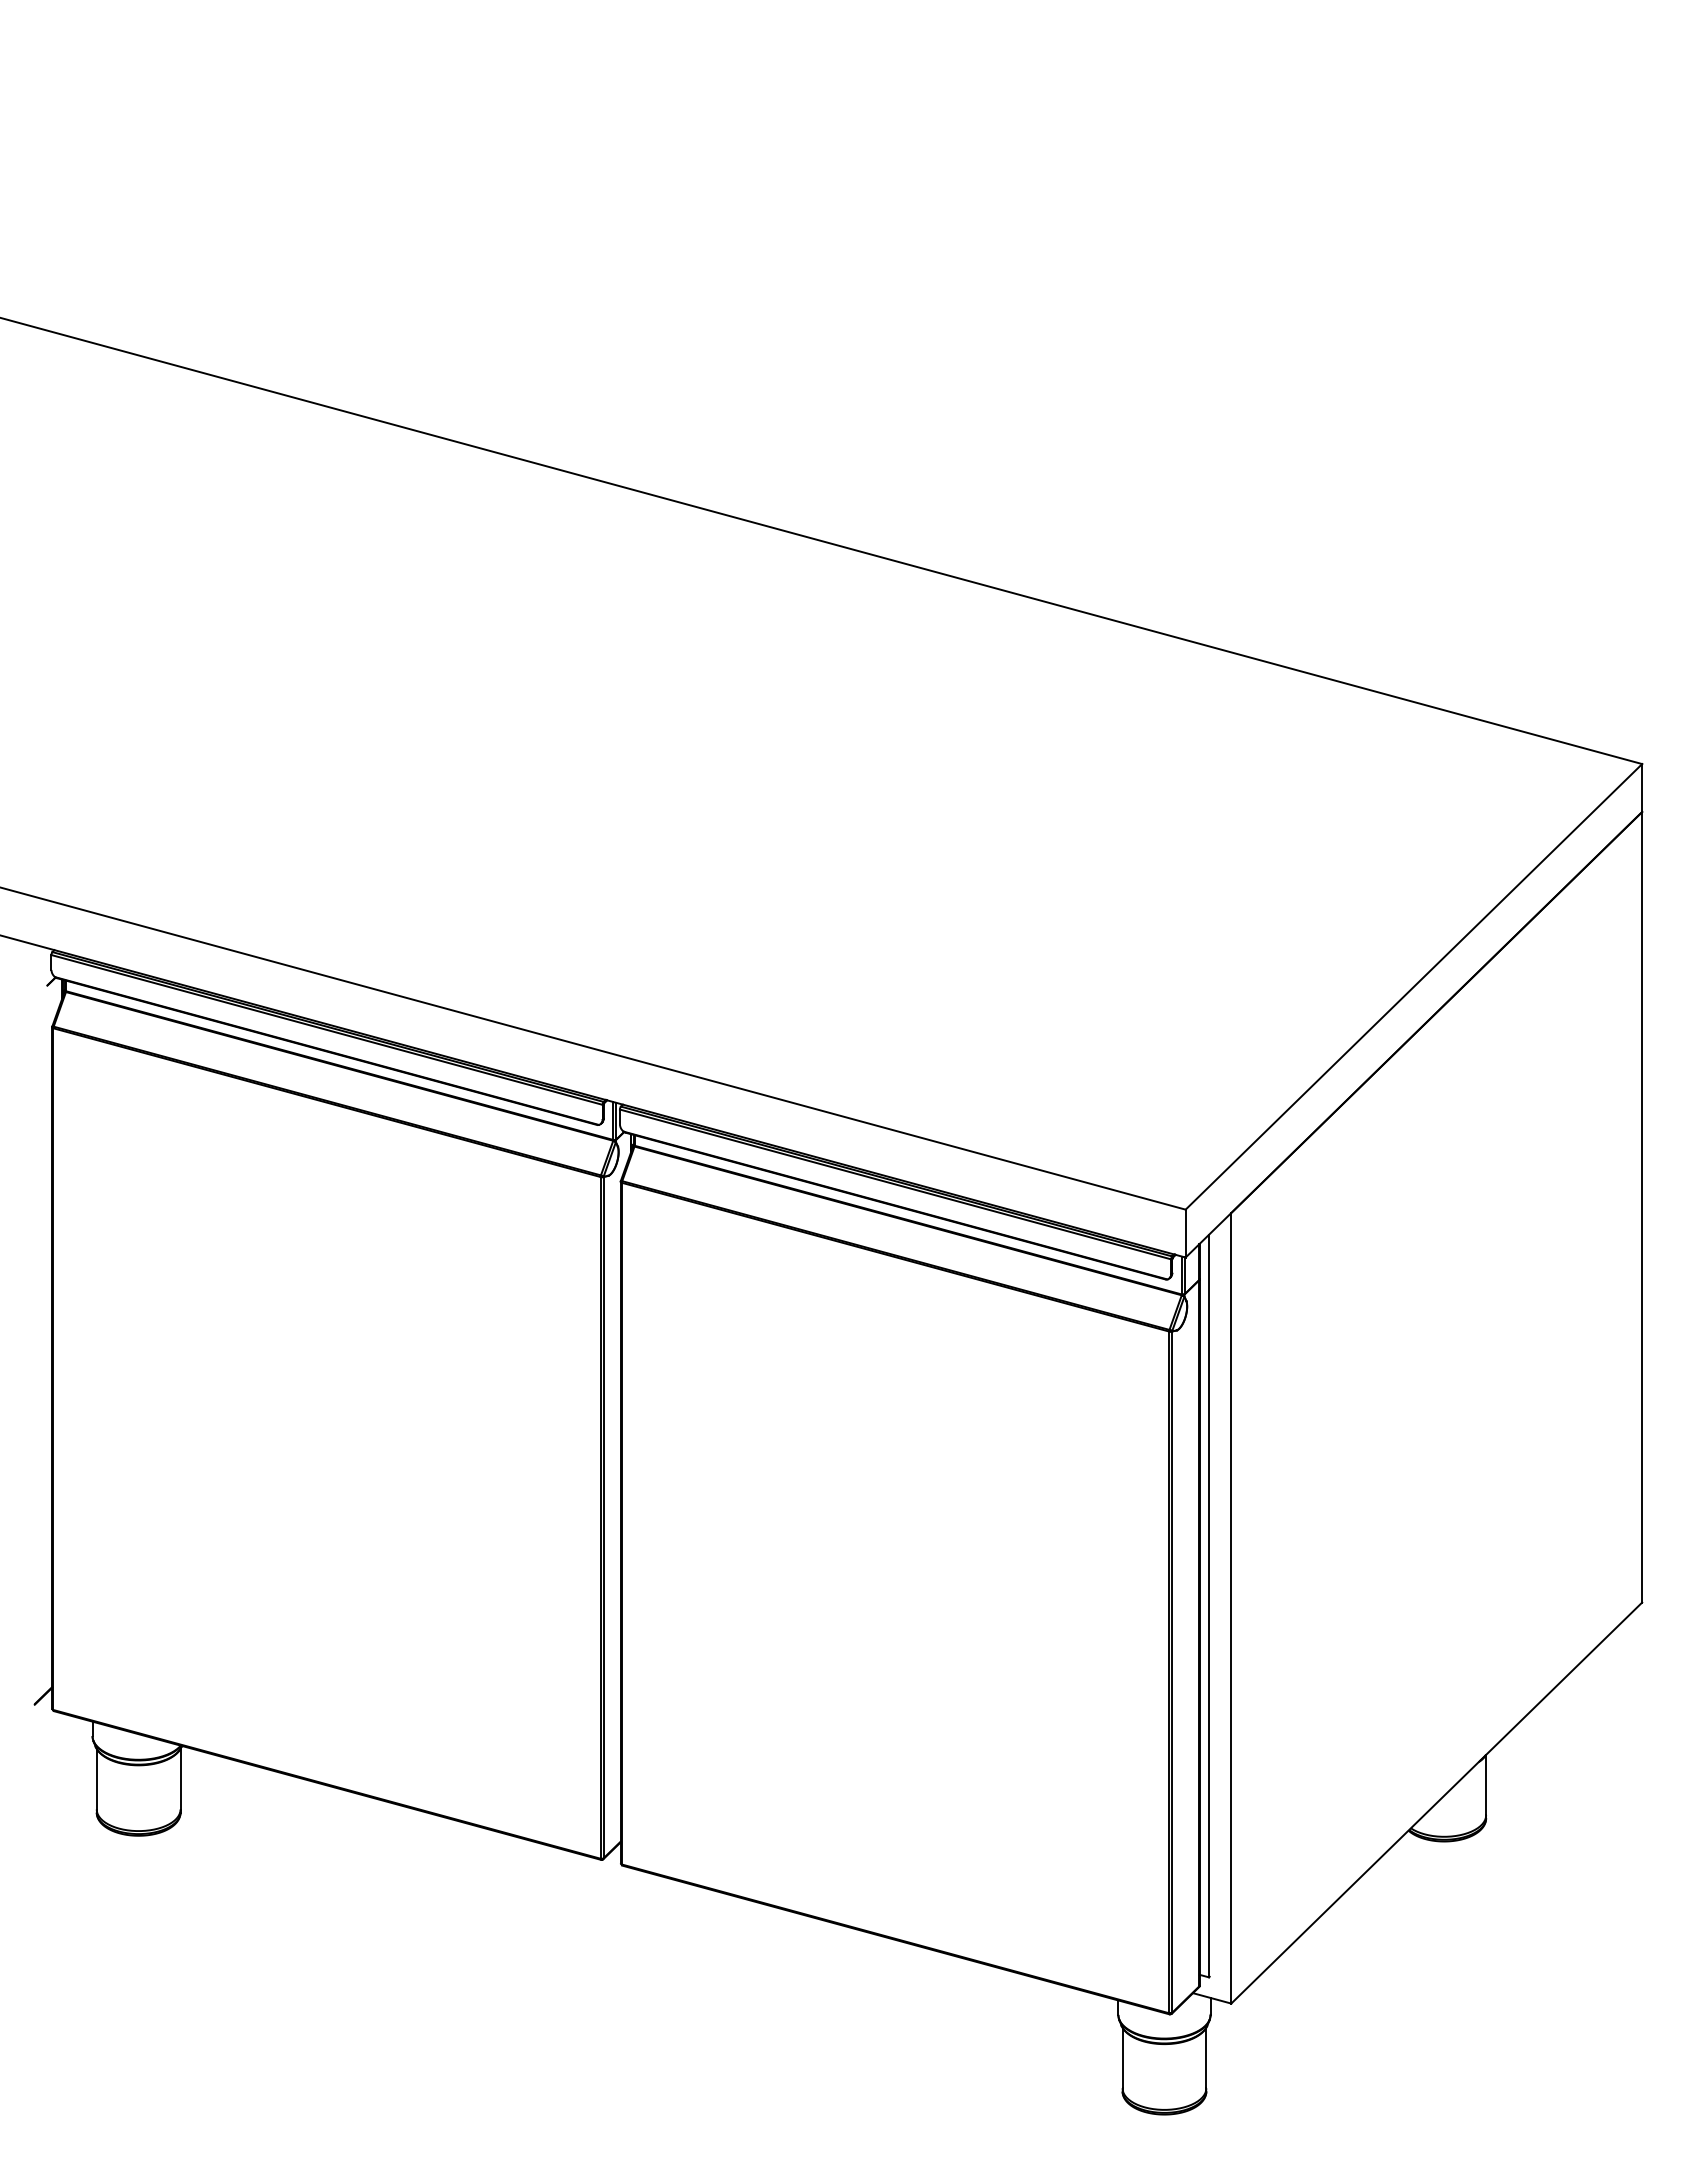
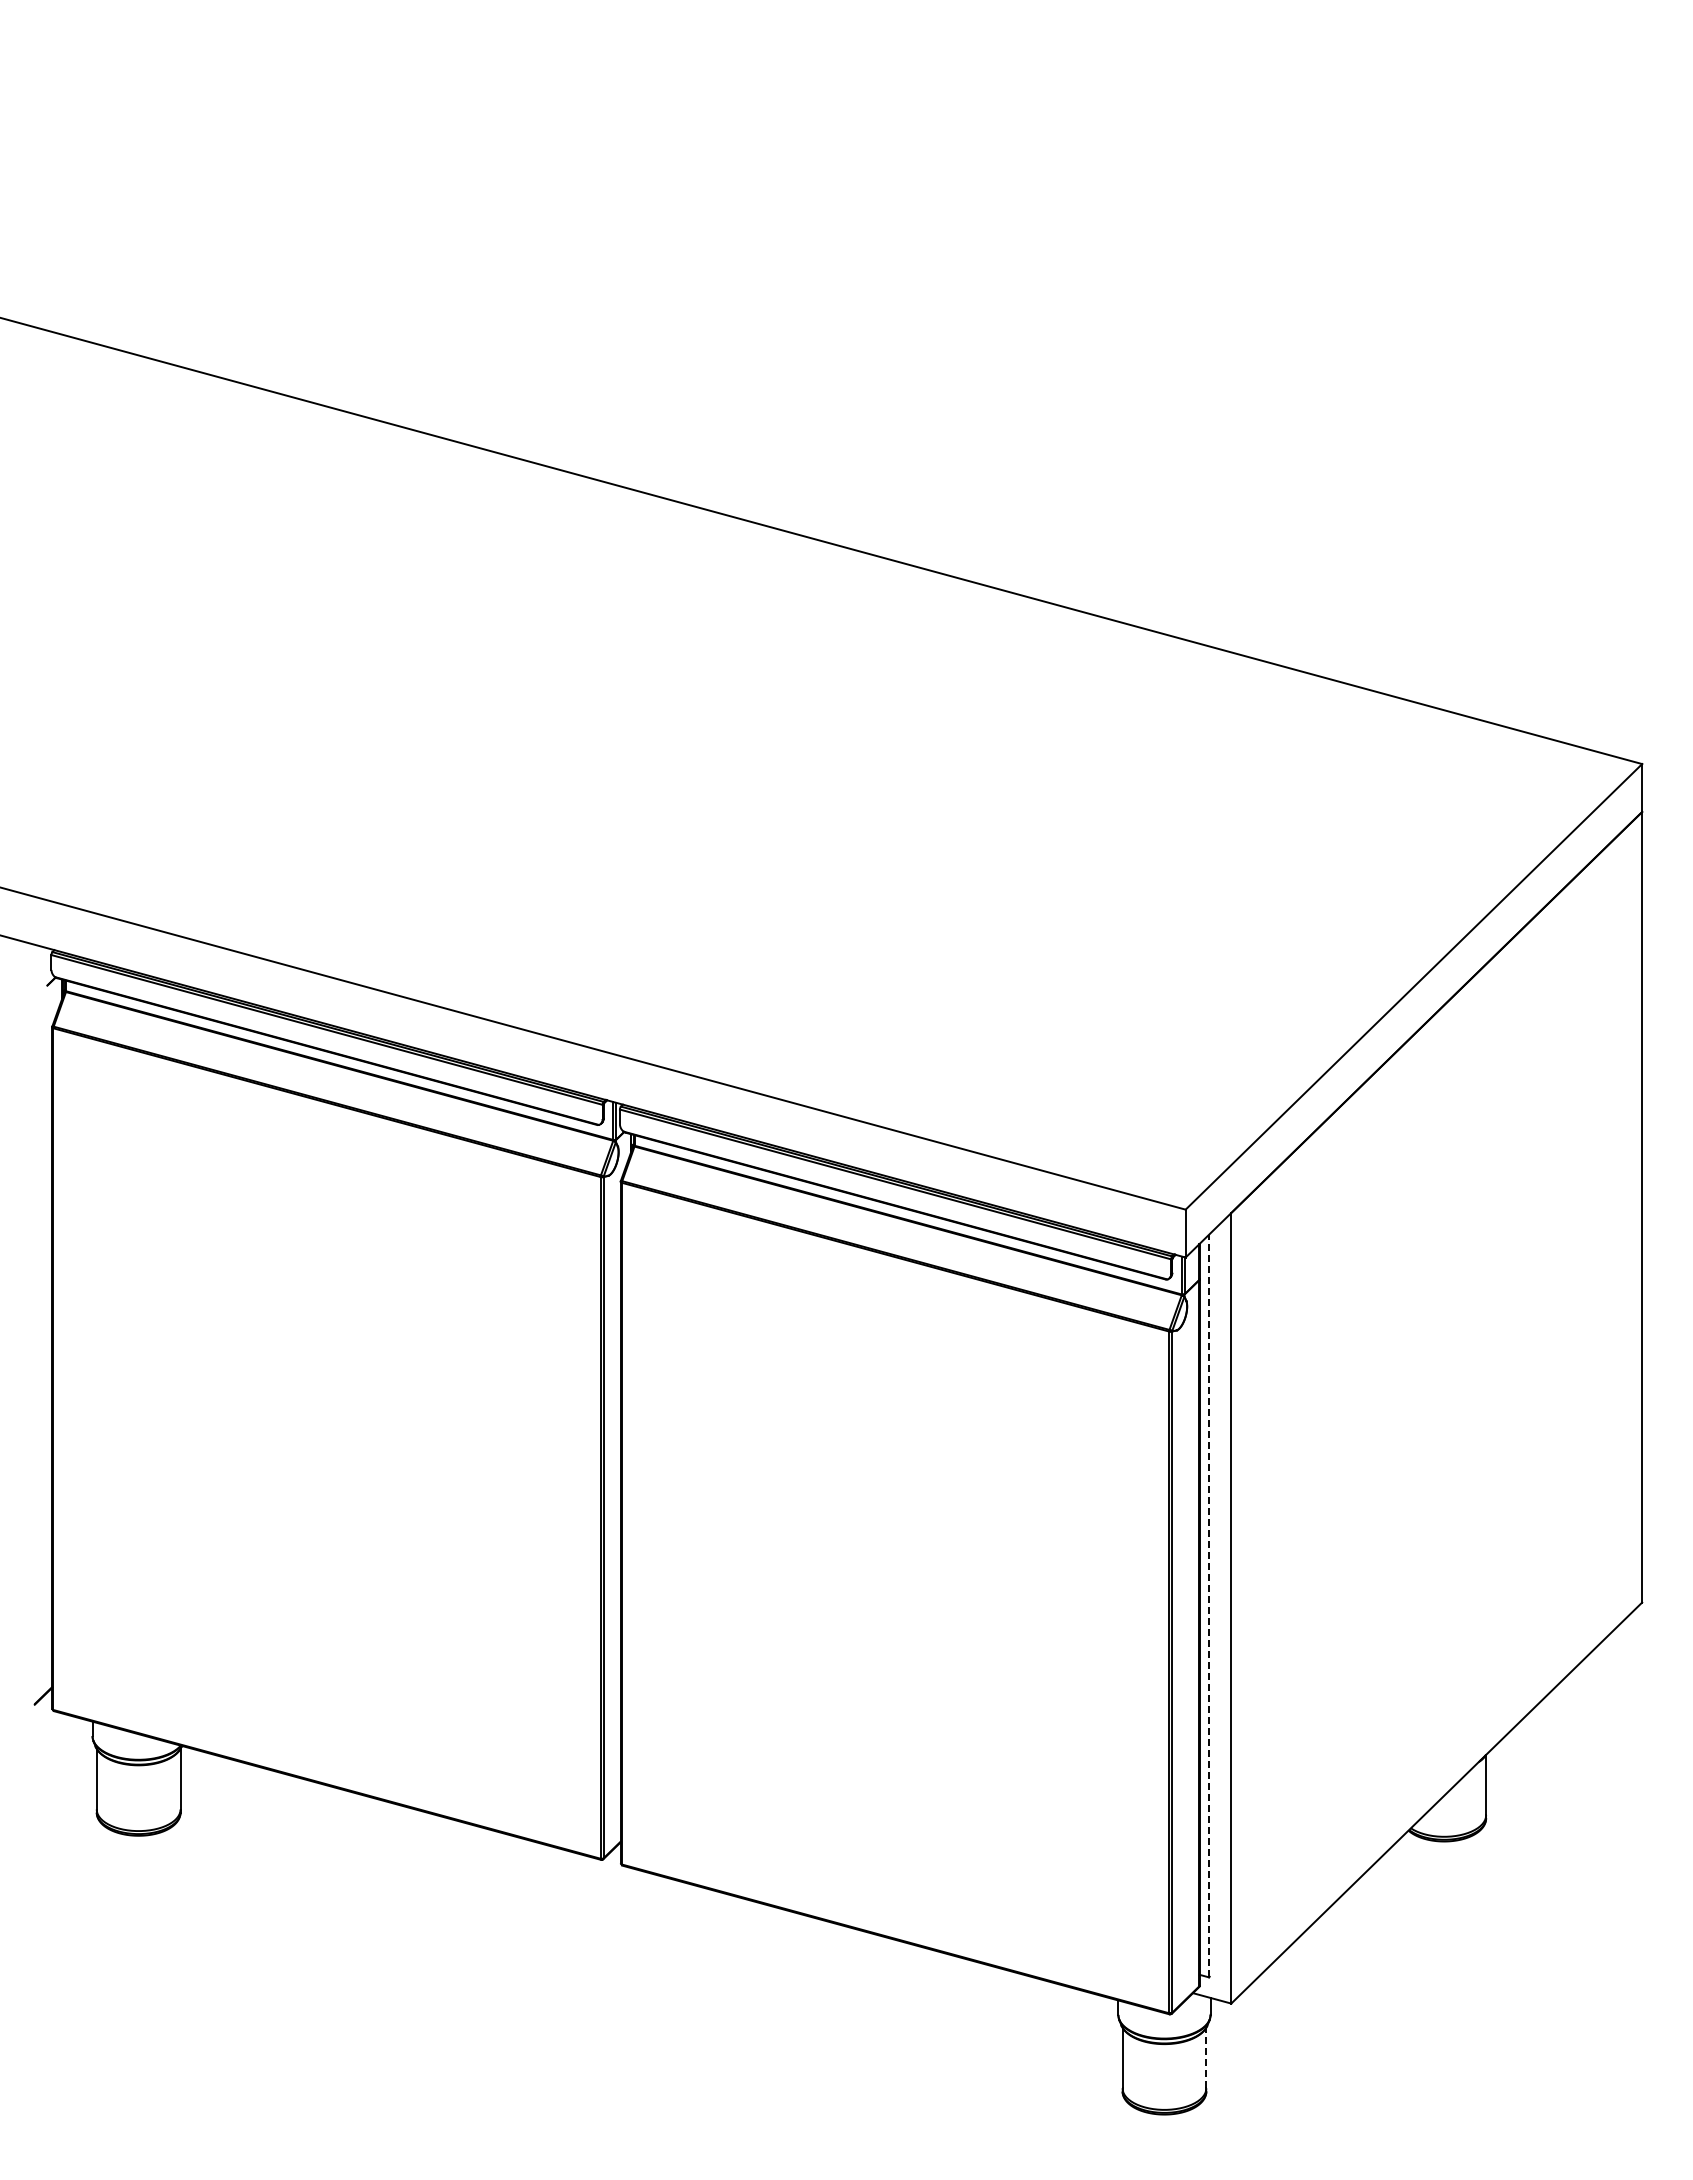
line: solid -> dashed (1209, 1605)
line: solid -> dashed (1206, 2057)
